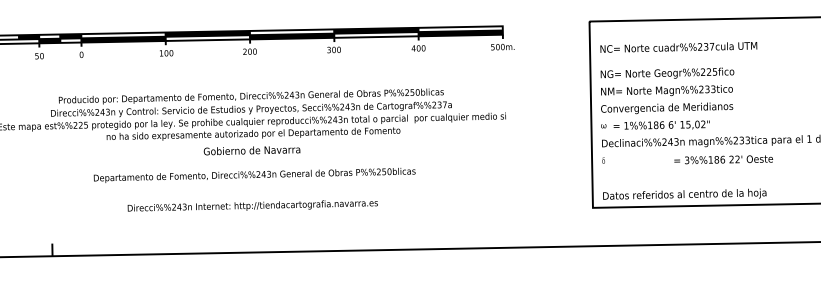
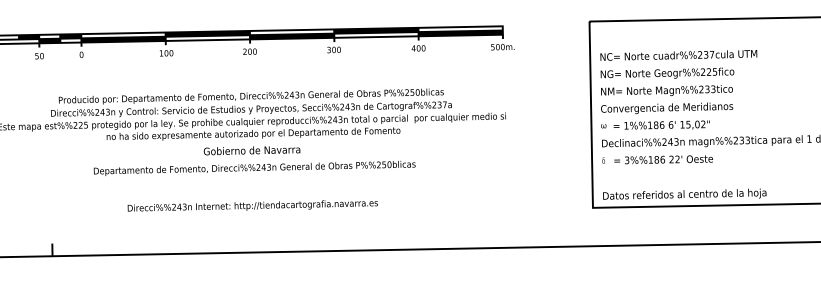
text position: (678, 47) -> (678, 55) (678, 55)
text position: (723, 159) -> (663, 159) (663, 159)
text position: (254, 175) -> (254, 168) (254, 168)
